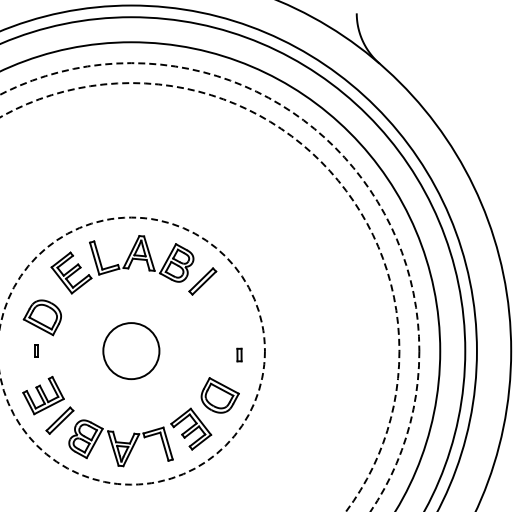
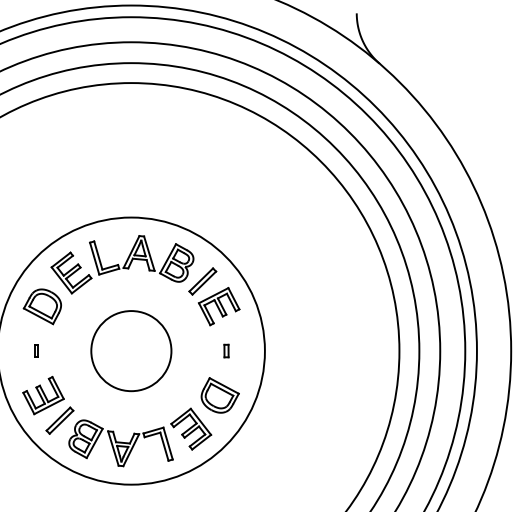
circle: dashed -> solid (209, 287)
circle: dashed -> solid (199, 297)
part: none -> present (218, 306)
part position: (41, 317) -> (41, 306) (41, 306)
circle: dashed -> solid (132, 350)
circle diameter: 56 px -> 80 px (131, 351)
part position: (239, 354) -> (226, 350) (226, 350)
